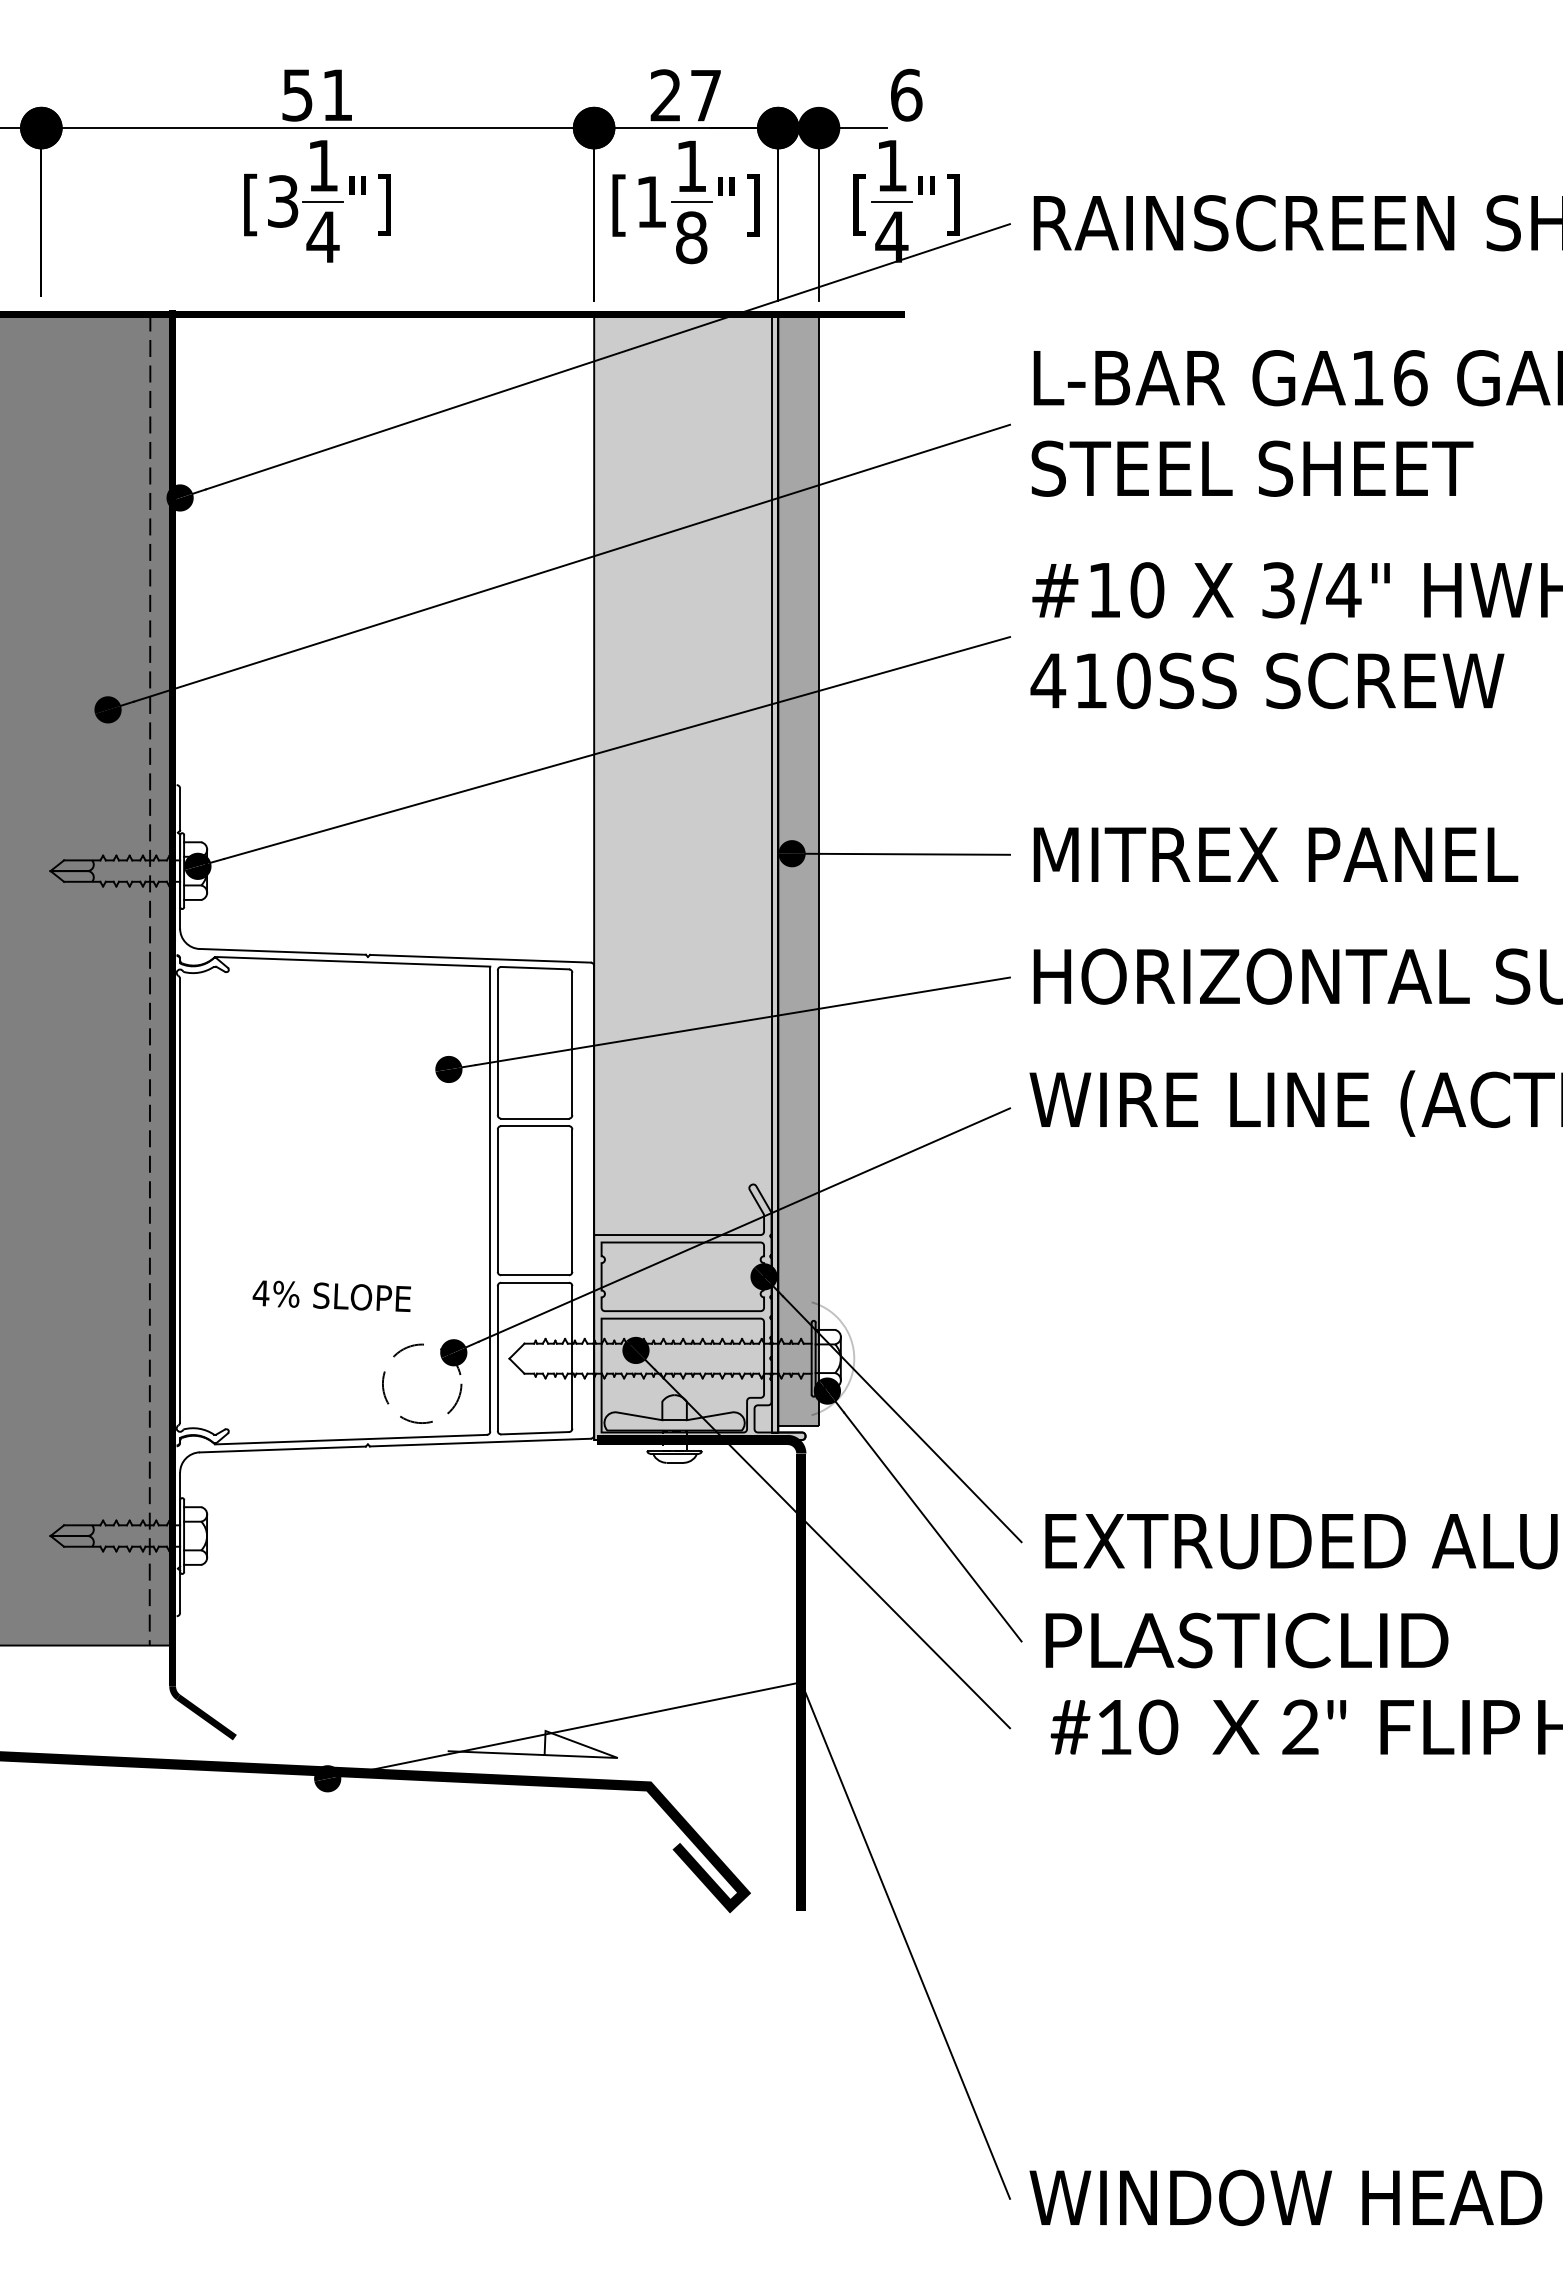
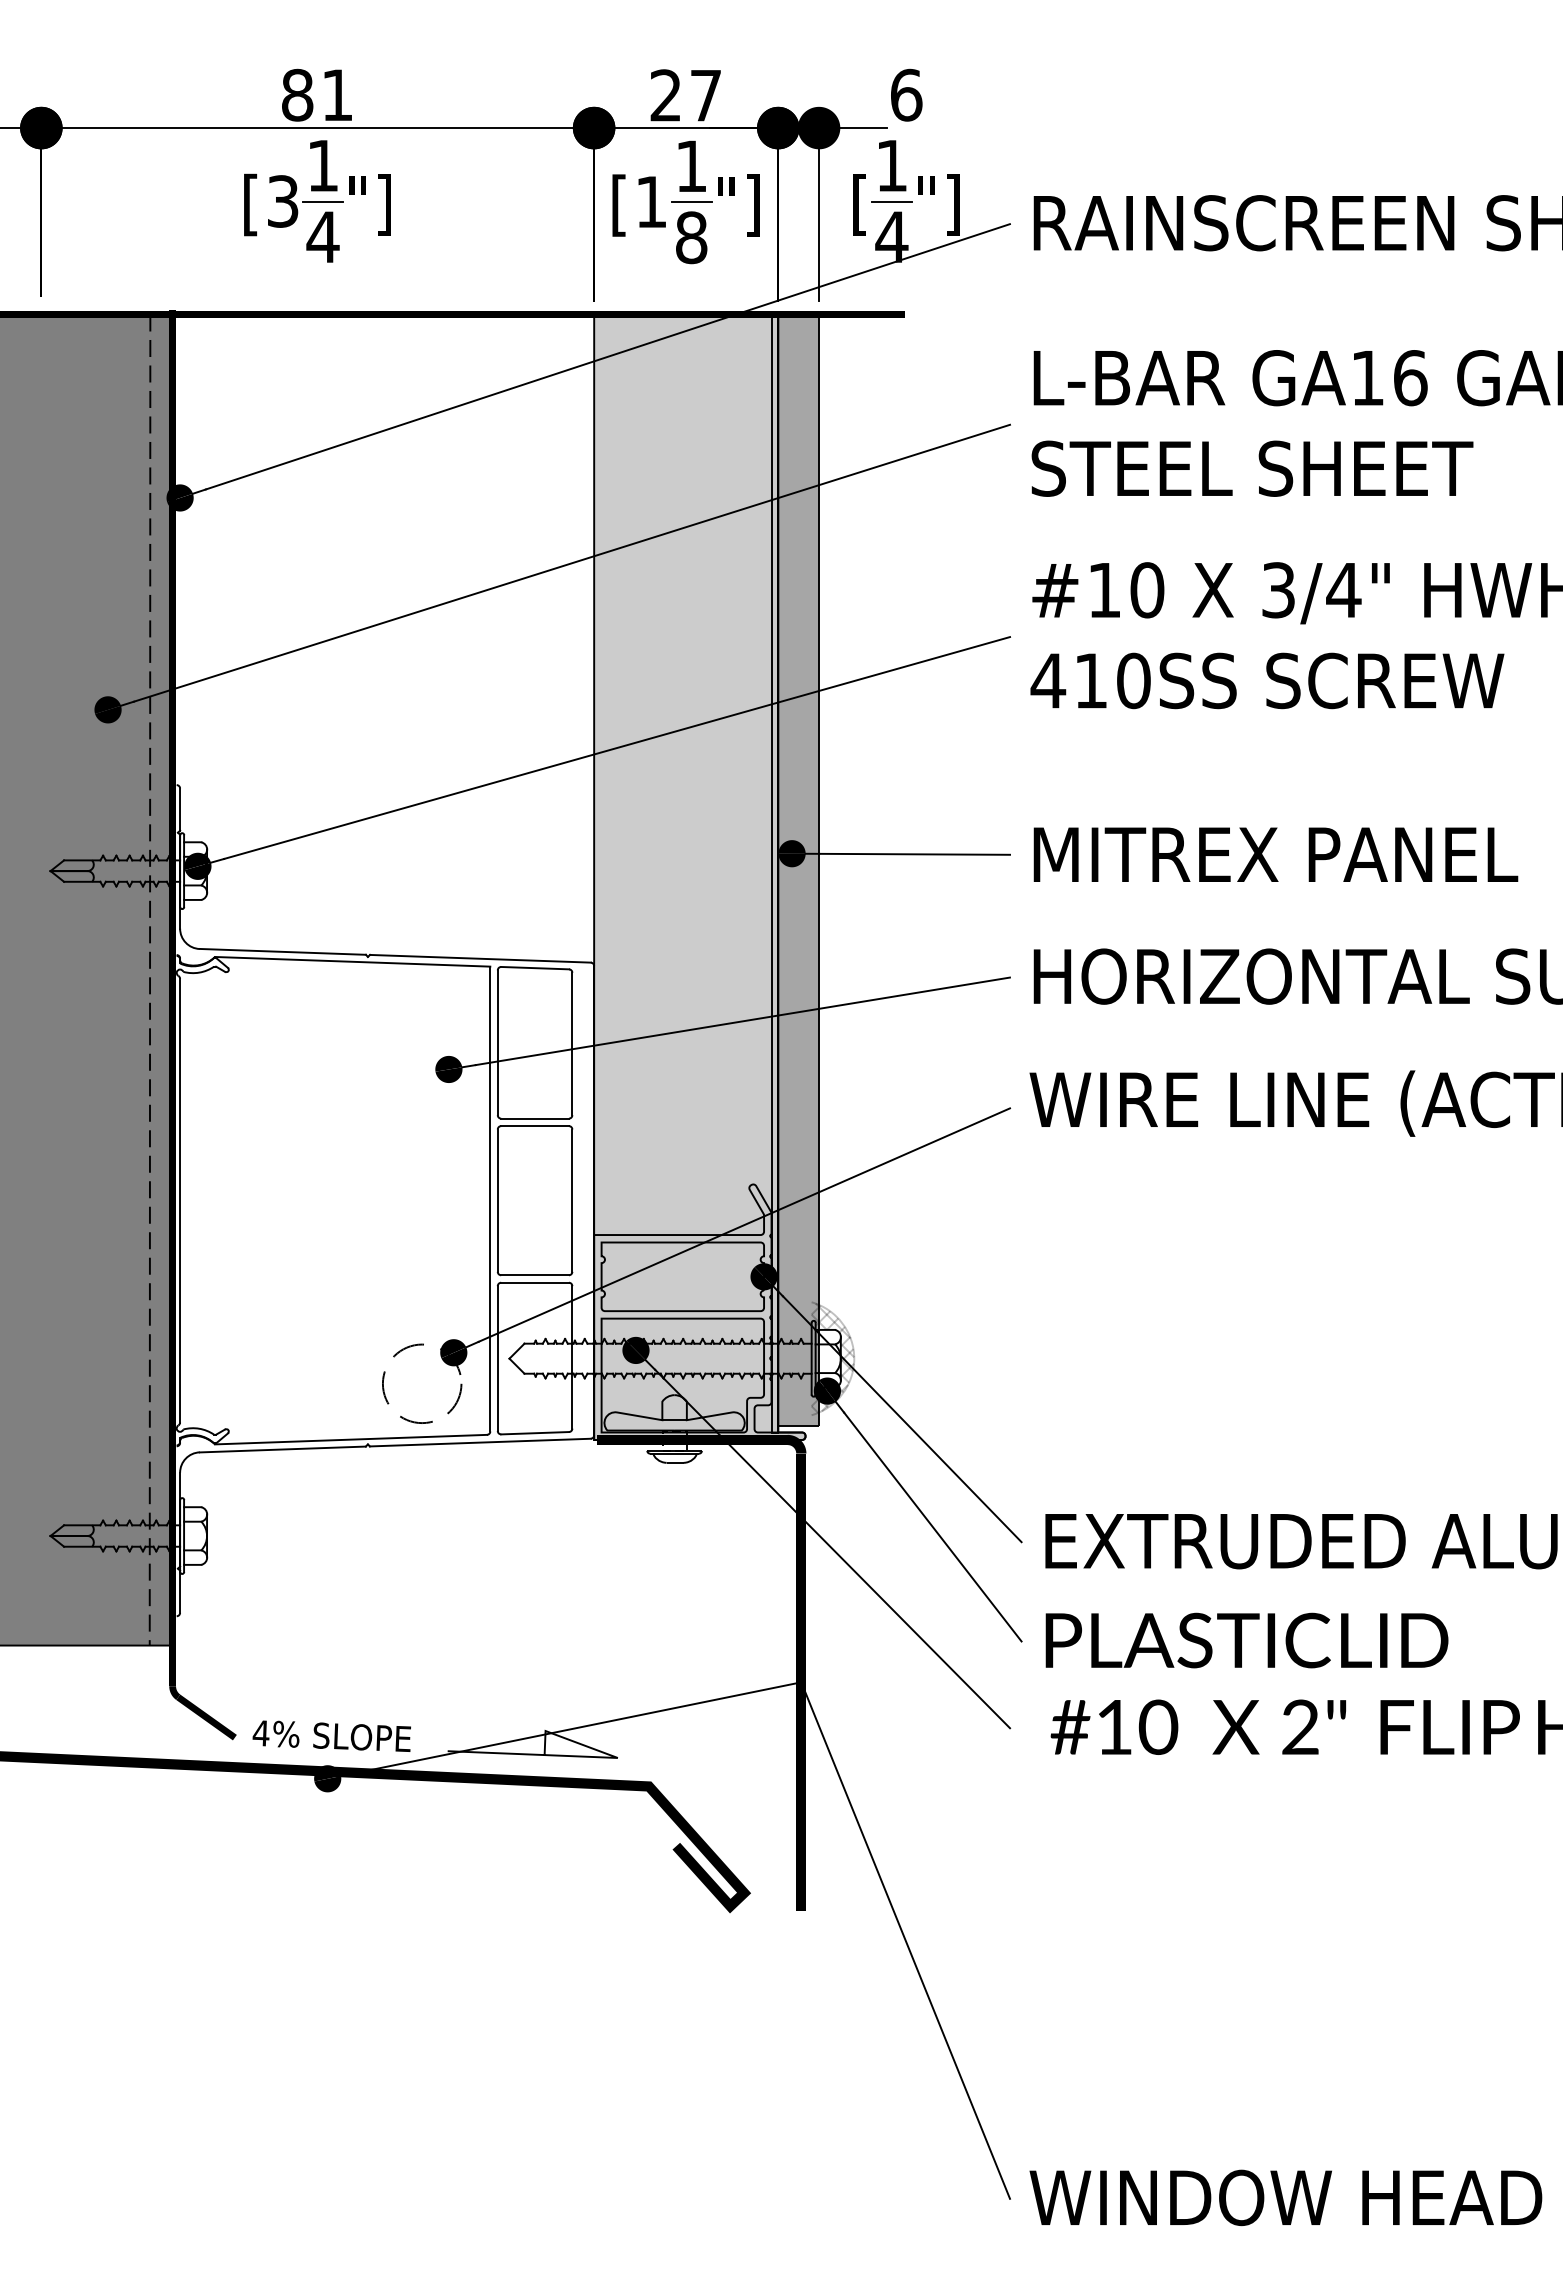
text: 51 -> 81 (297, 94)
text position: (331, 1295) -> (331, 1735) (331, 1735)
hatch: none -> present (832, 1357)
